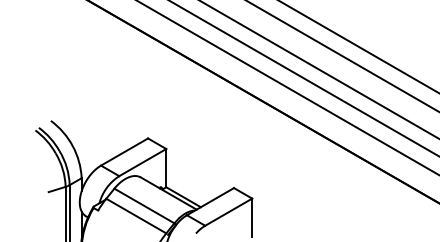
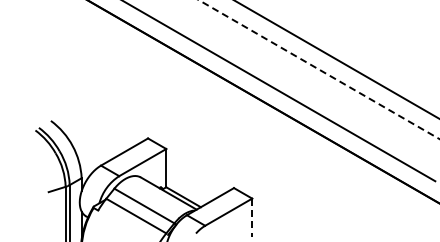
line: present -> none (358, 46)
line position: (342, 56) -> (336, 59) (336, 59)
line: solid -> dashed (318, 69)
line: present -> none (303, 78)
line position: (287, 87) -> (280, 91) (280, 91)
line: solid -> dashed (252, 218)
